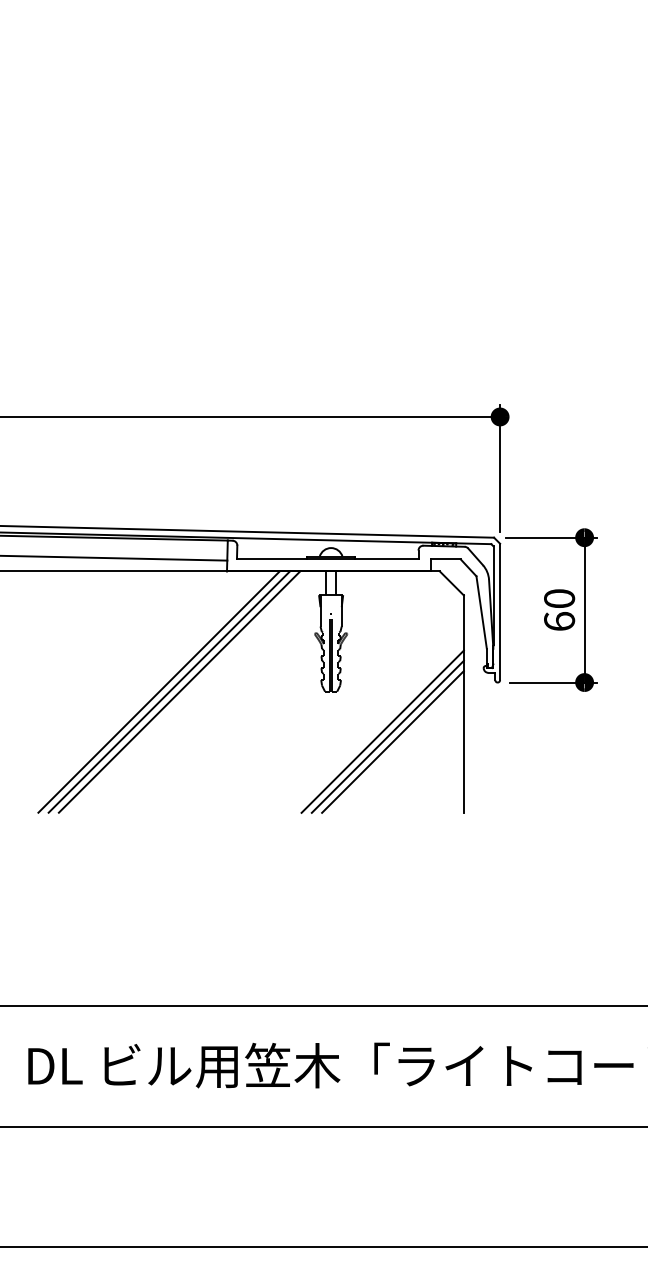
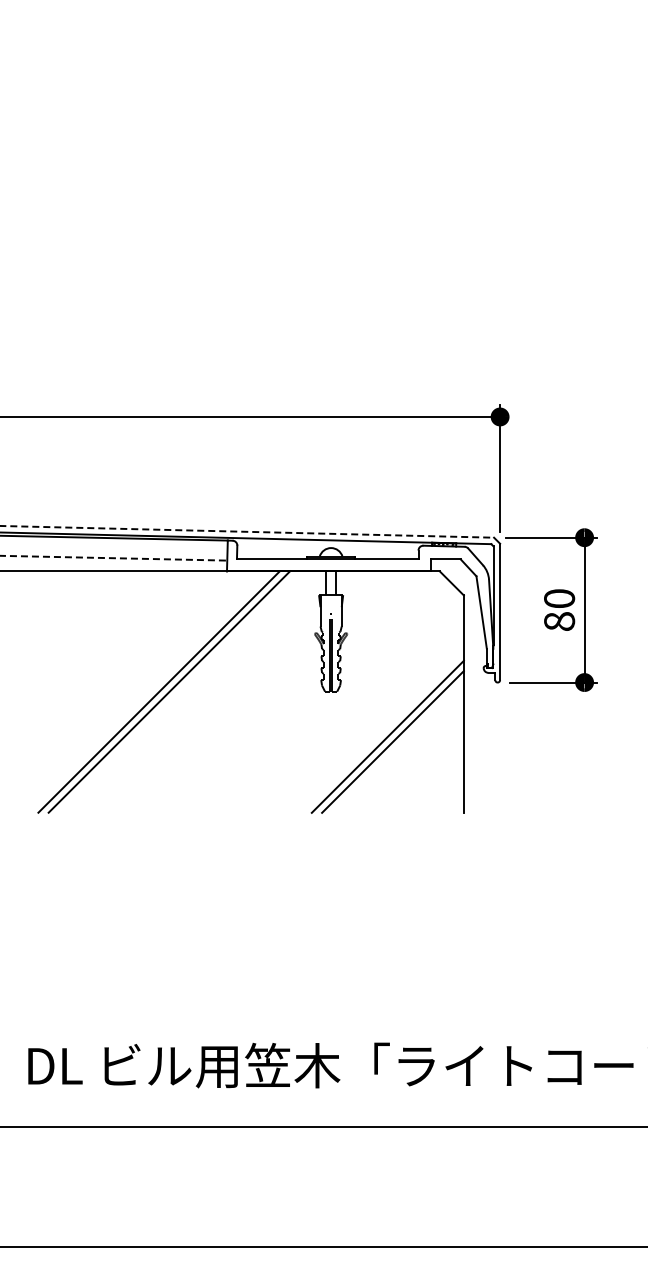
line: solid -> dashed (247, 531)
line: solid -> dashed (114, 558)
text: 60 -> 80 (559, 621)
line: present -> none (179, 691)
line: present -> none (382, 731)
line: present -> none (323, 1006)
